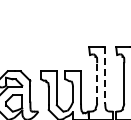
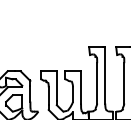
line: dashed -> solid (105, 75)
line: dashed -> solid (97, 82)
